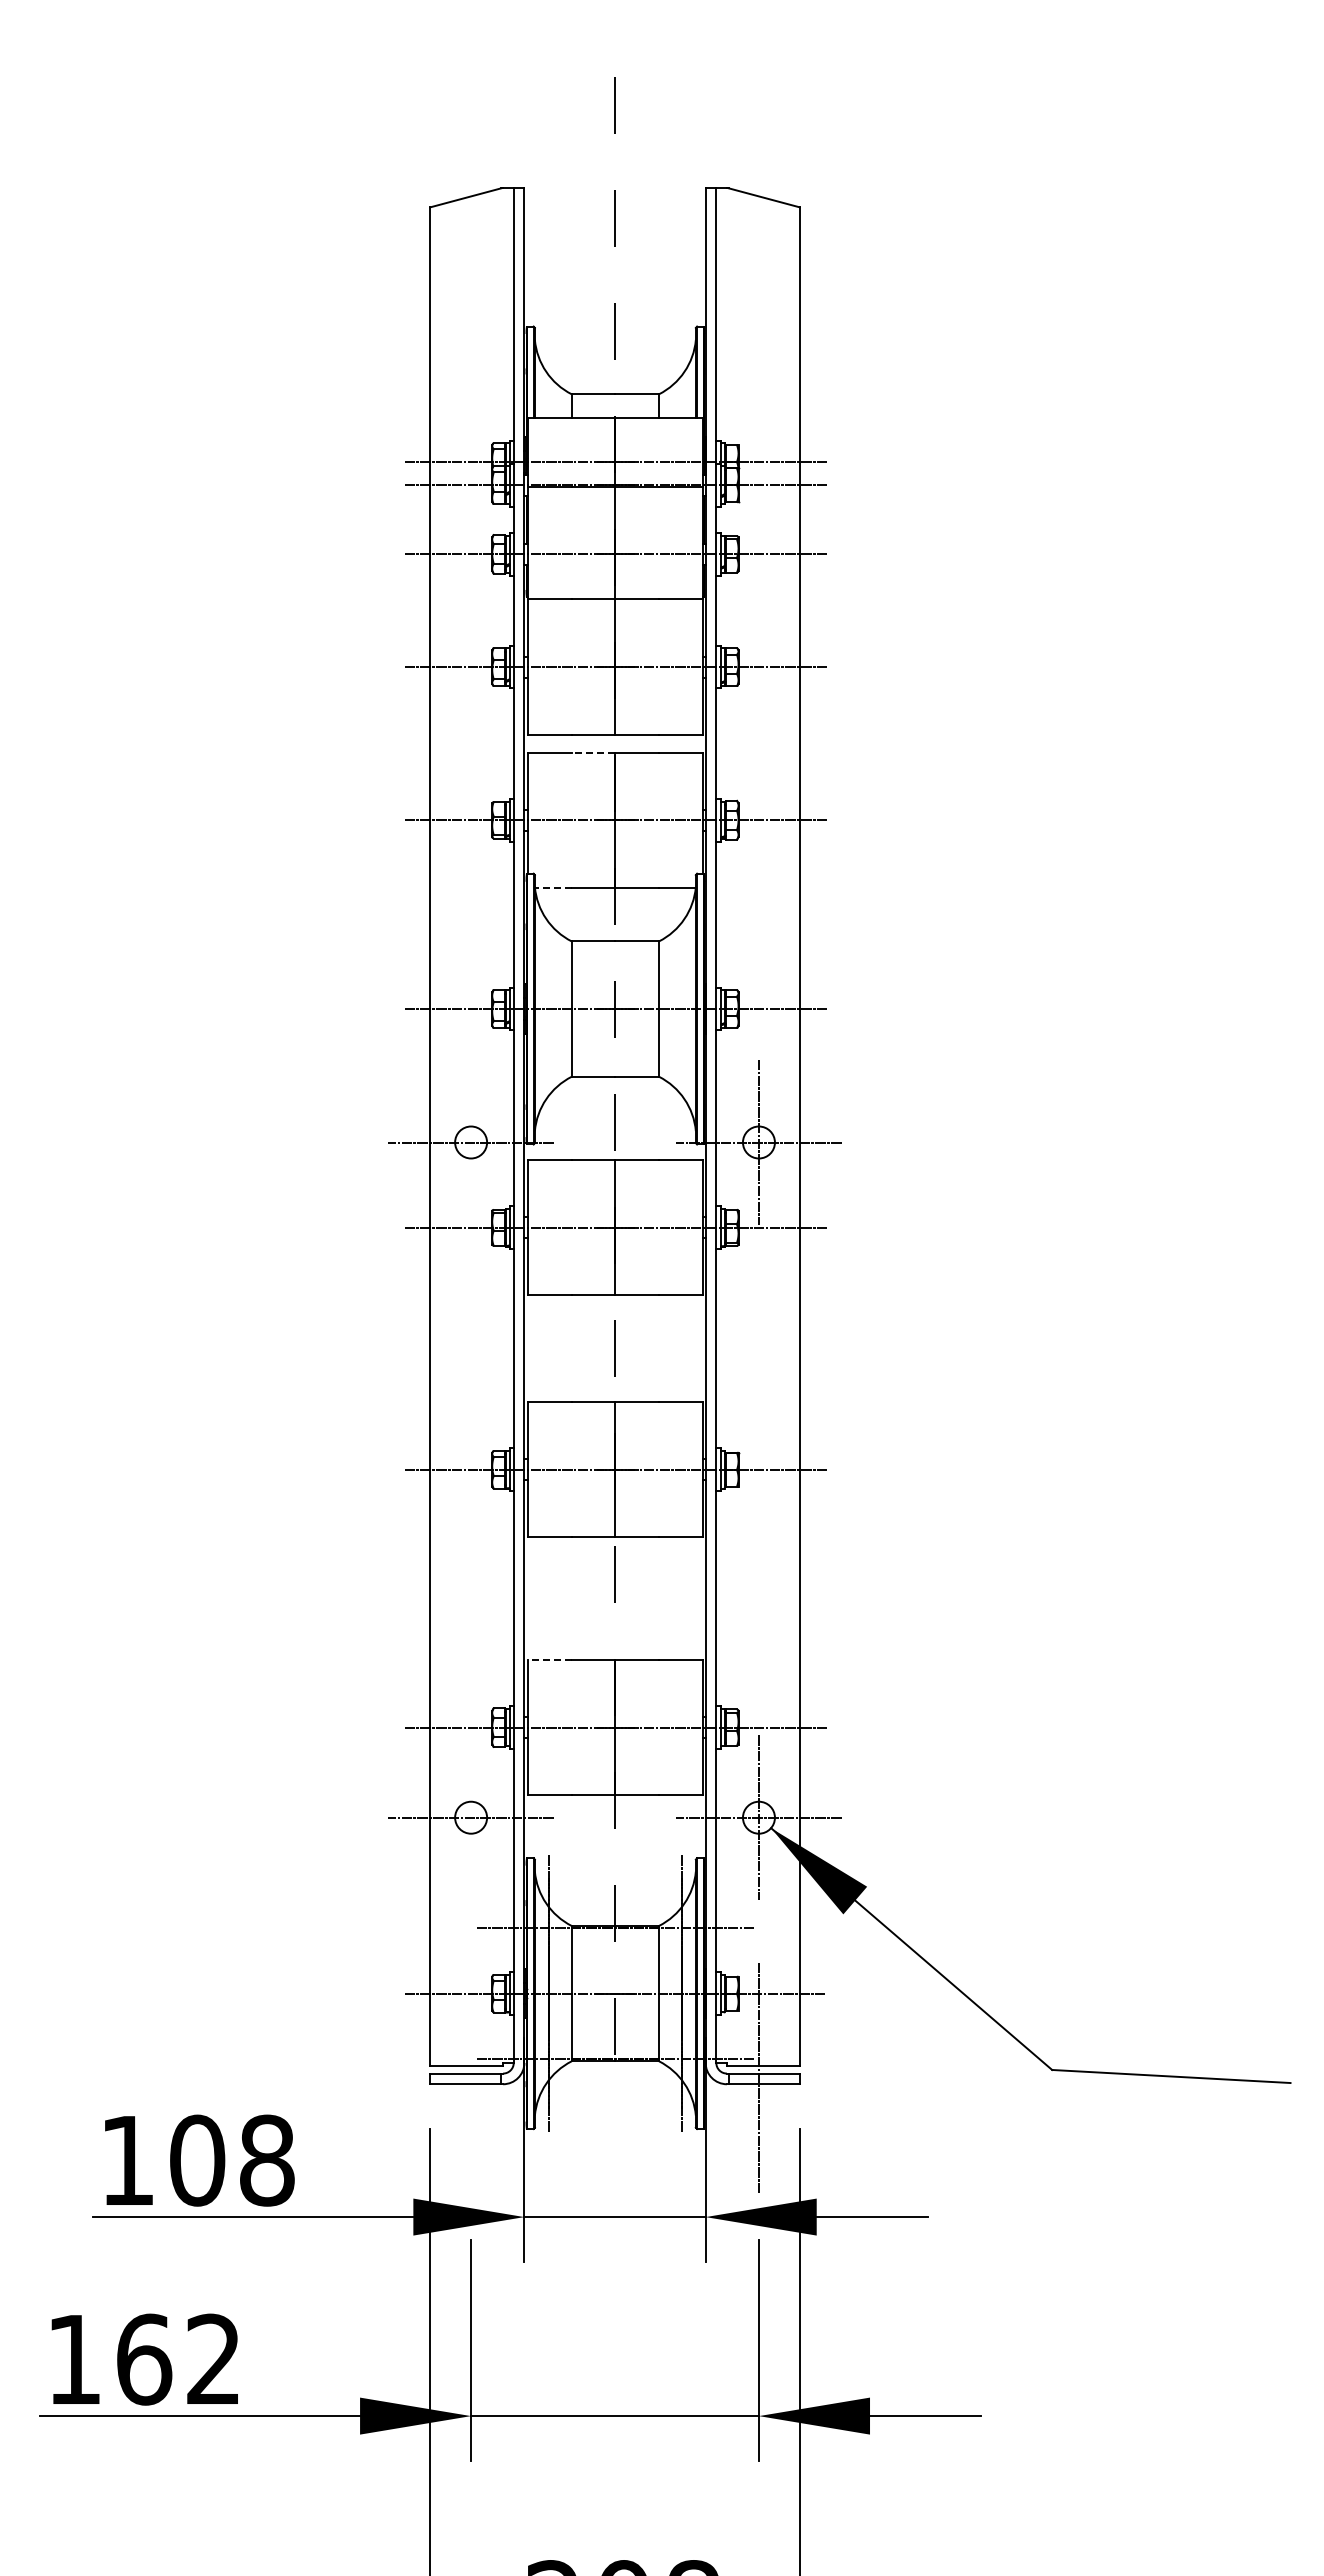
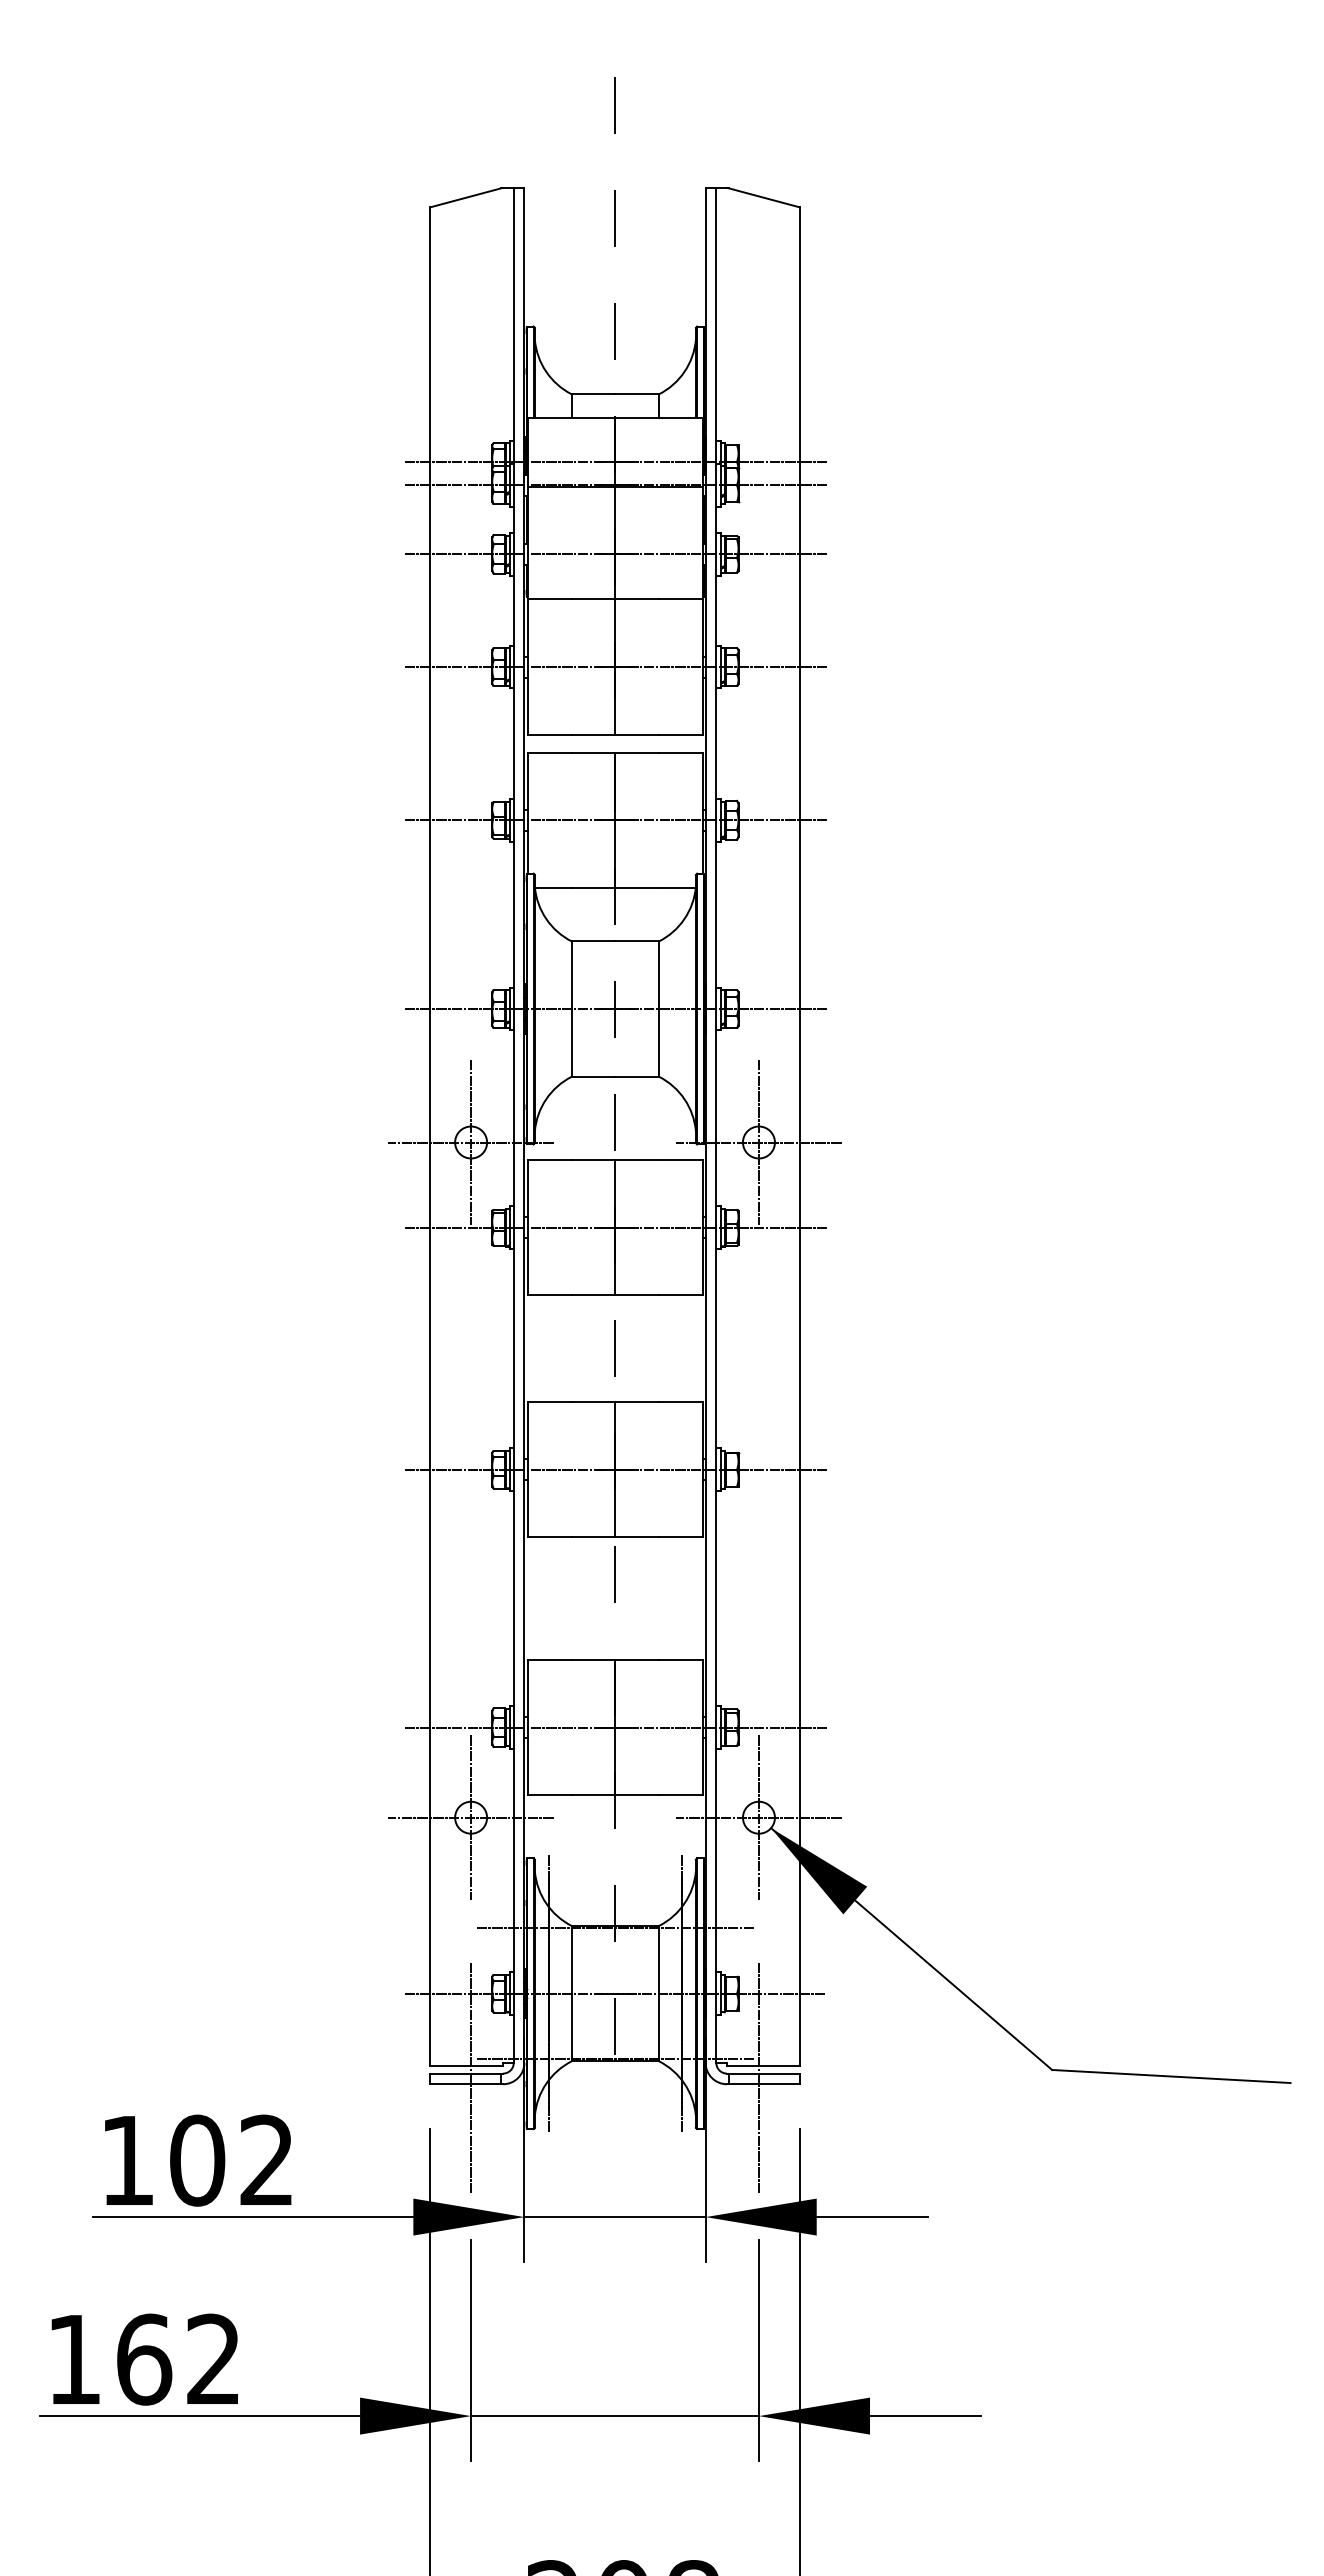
line: dashed -> solid (593, 752)
line: dashed -> solid (552, 888)
line: none -> present (471, 1142)
line: dashed -> solid (549, 1659)
line: none -> present (471, 1817)
line: none -> present (471, 2078)
text: 108 -> 102 (267, 2160)
